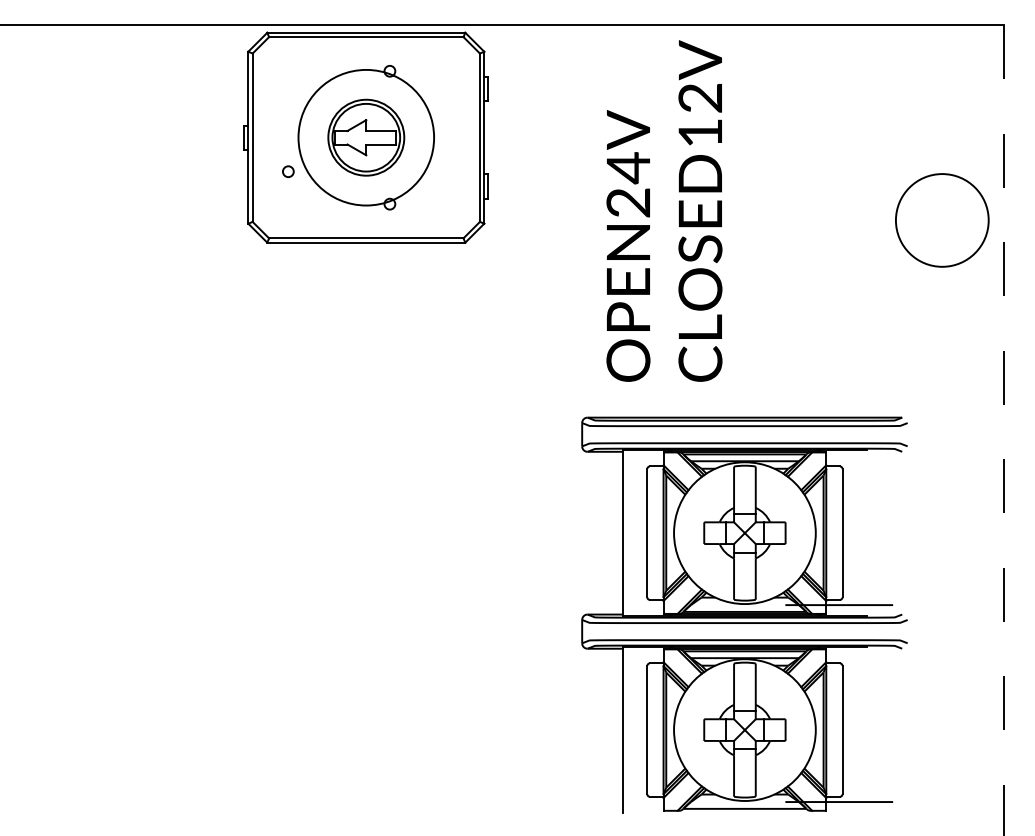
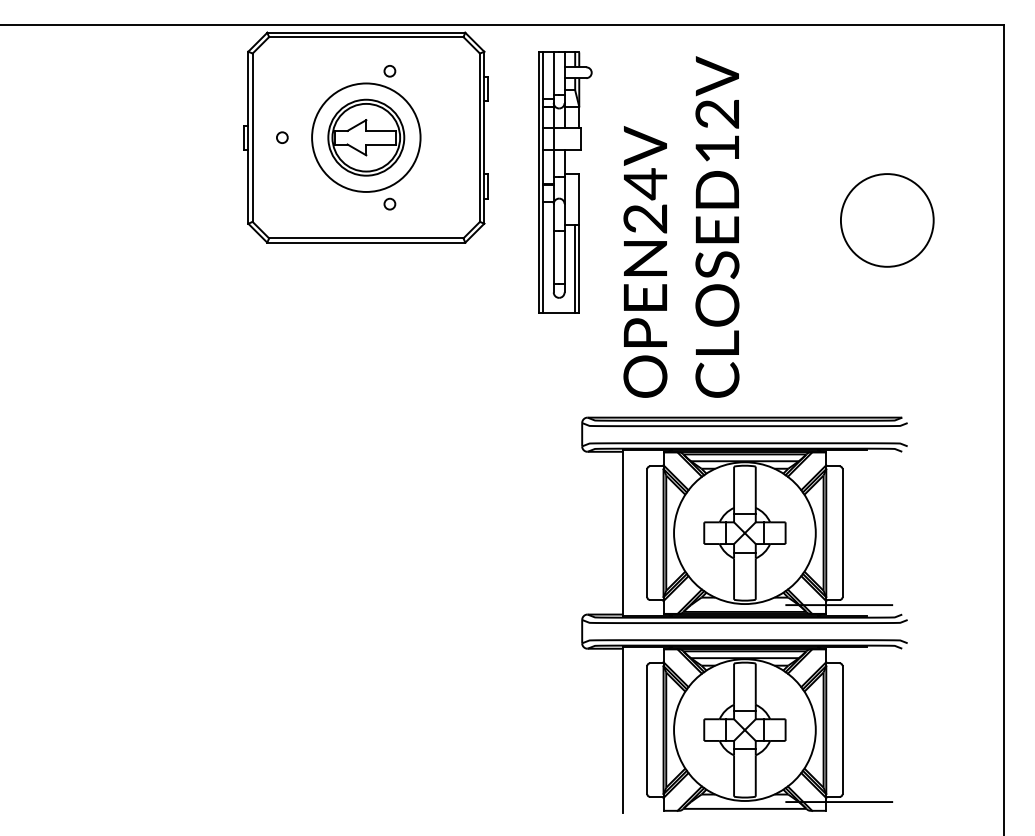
circle diameter: 136 px -> 108 px (366, 137)
circle position: (288, 171) -> (282, 137) (282, 137)
part: none -> present (565, 182)
text position: (664, 210) -> (681, 226) (681, 226)
circle position: (942, 220) -> (887, 220) (887, 220)
line: dashed -> solid (1003, 431)
